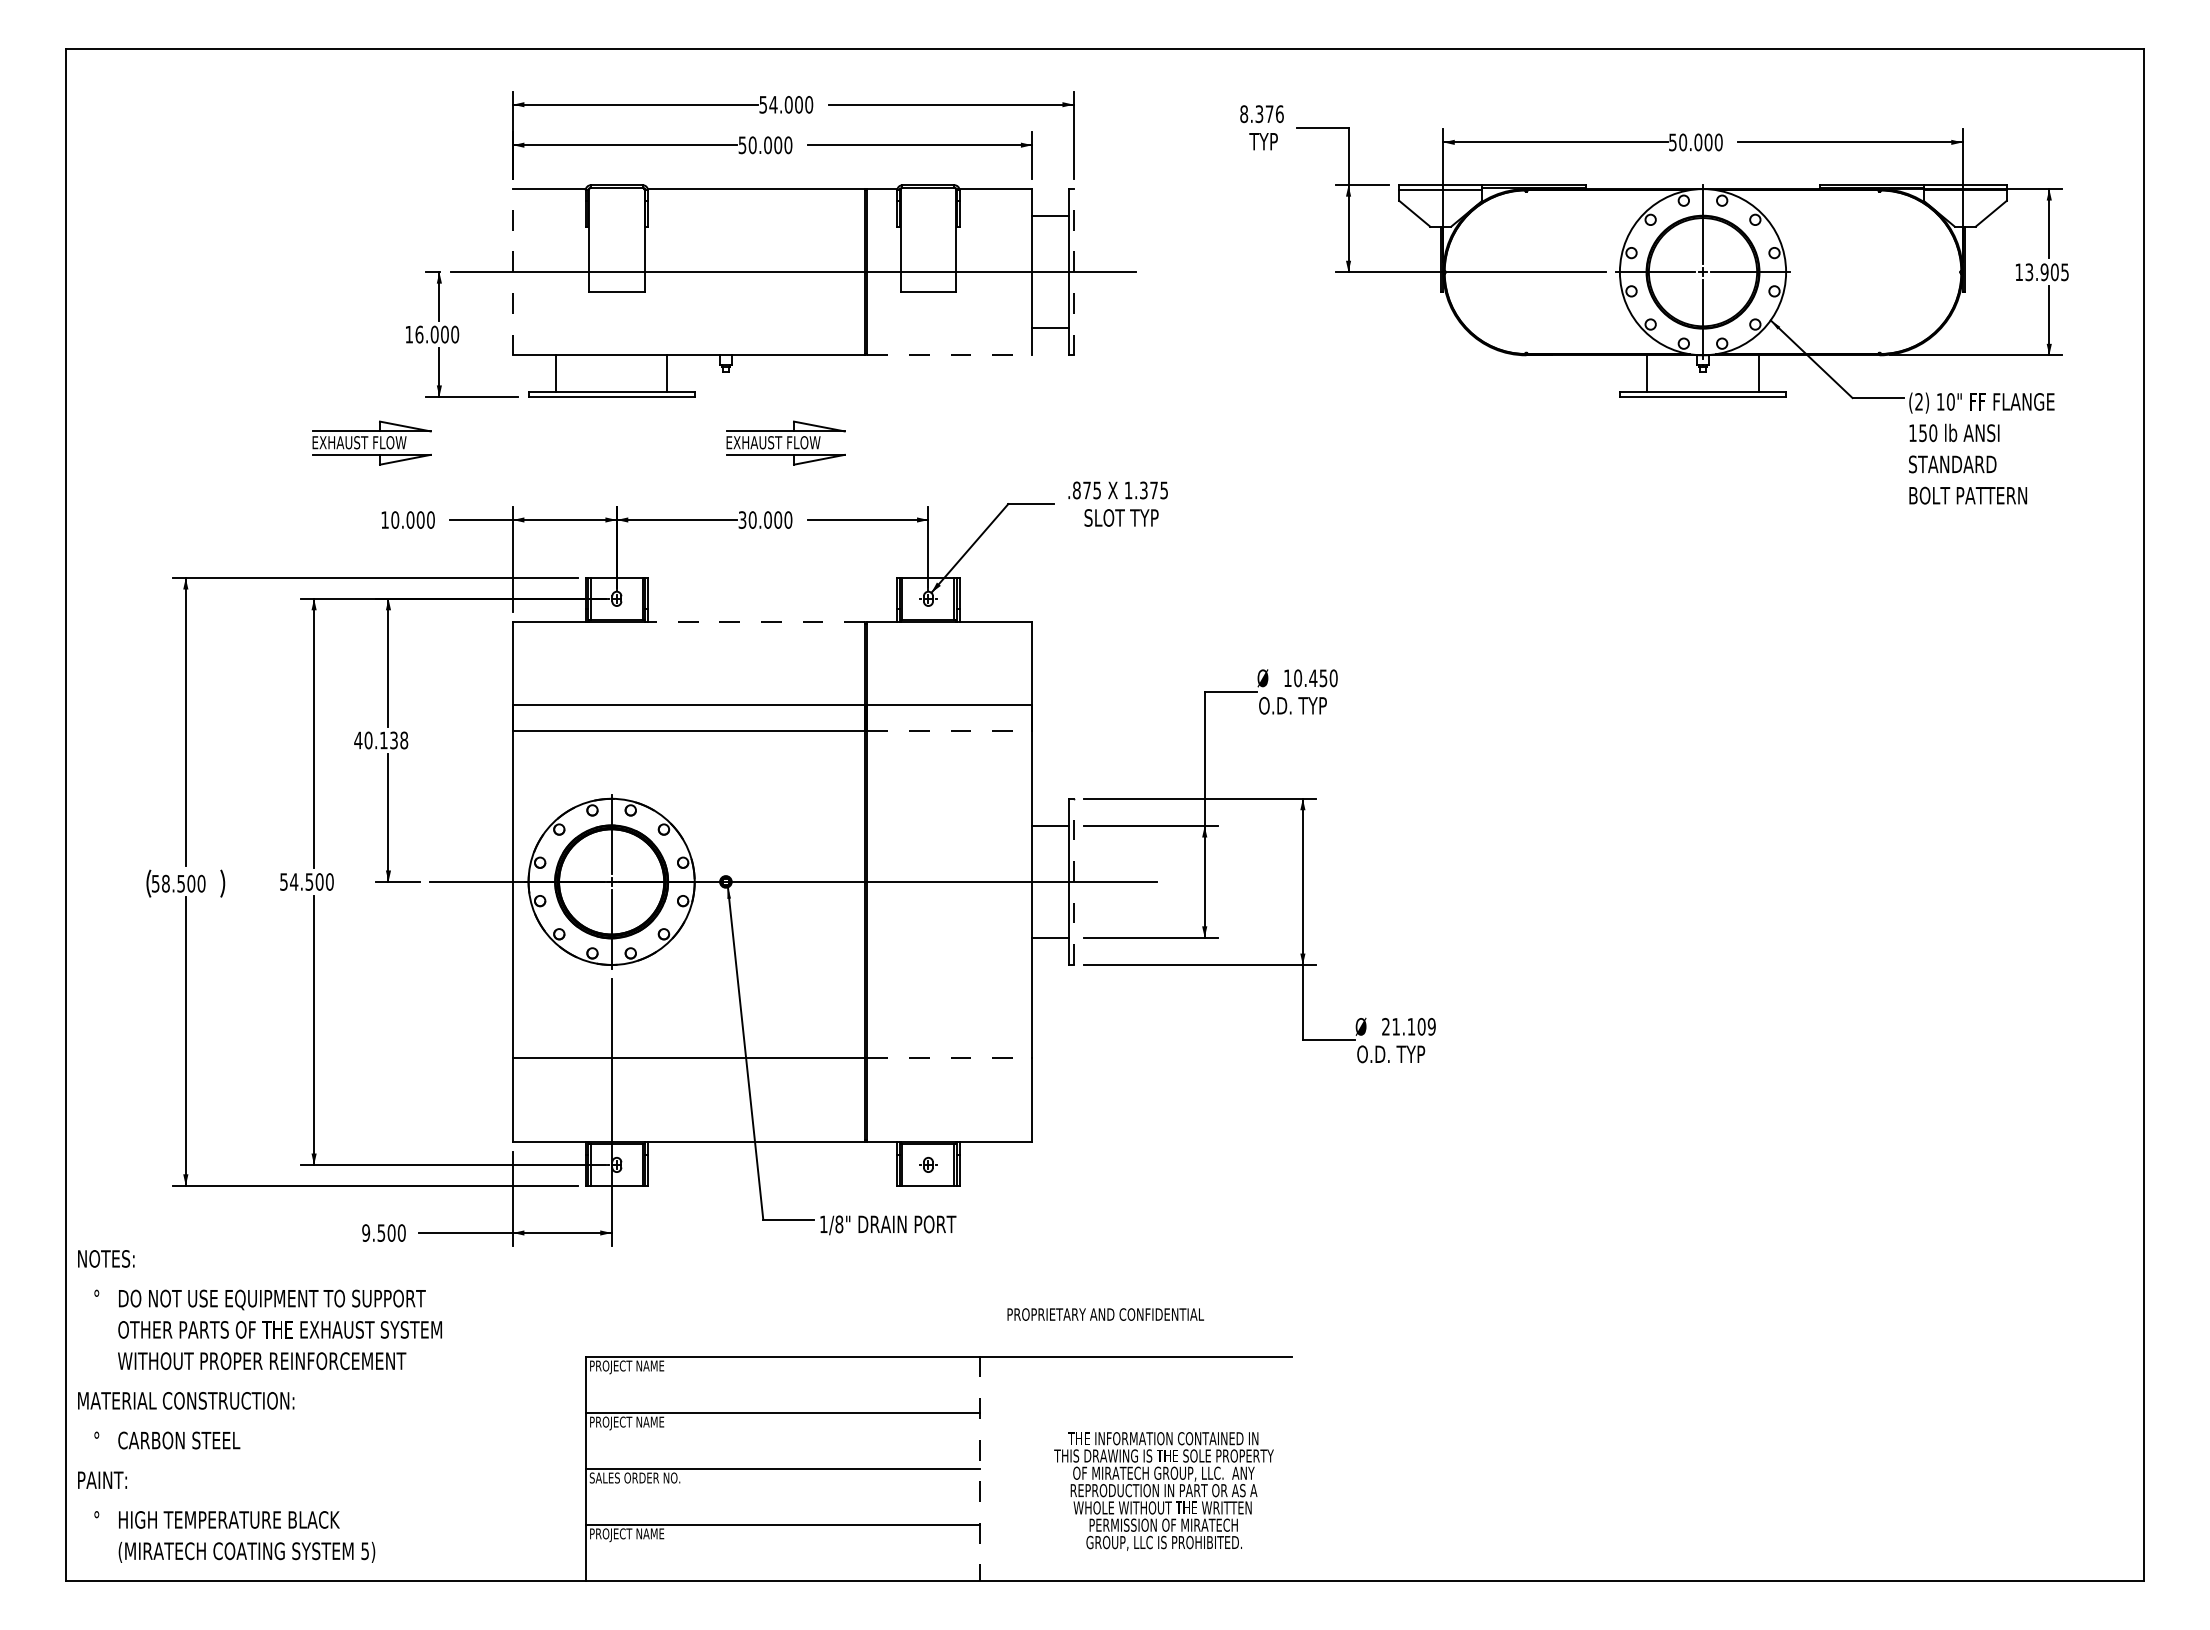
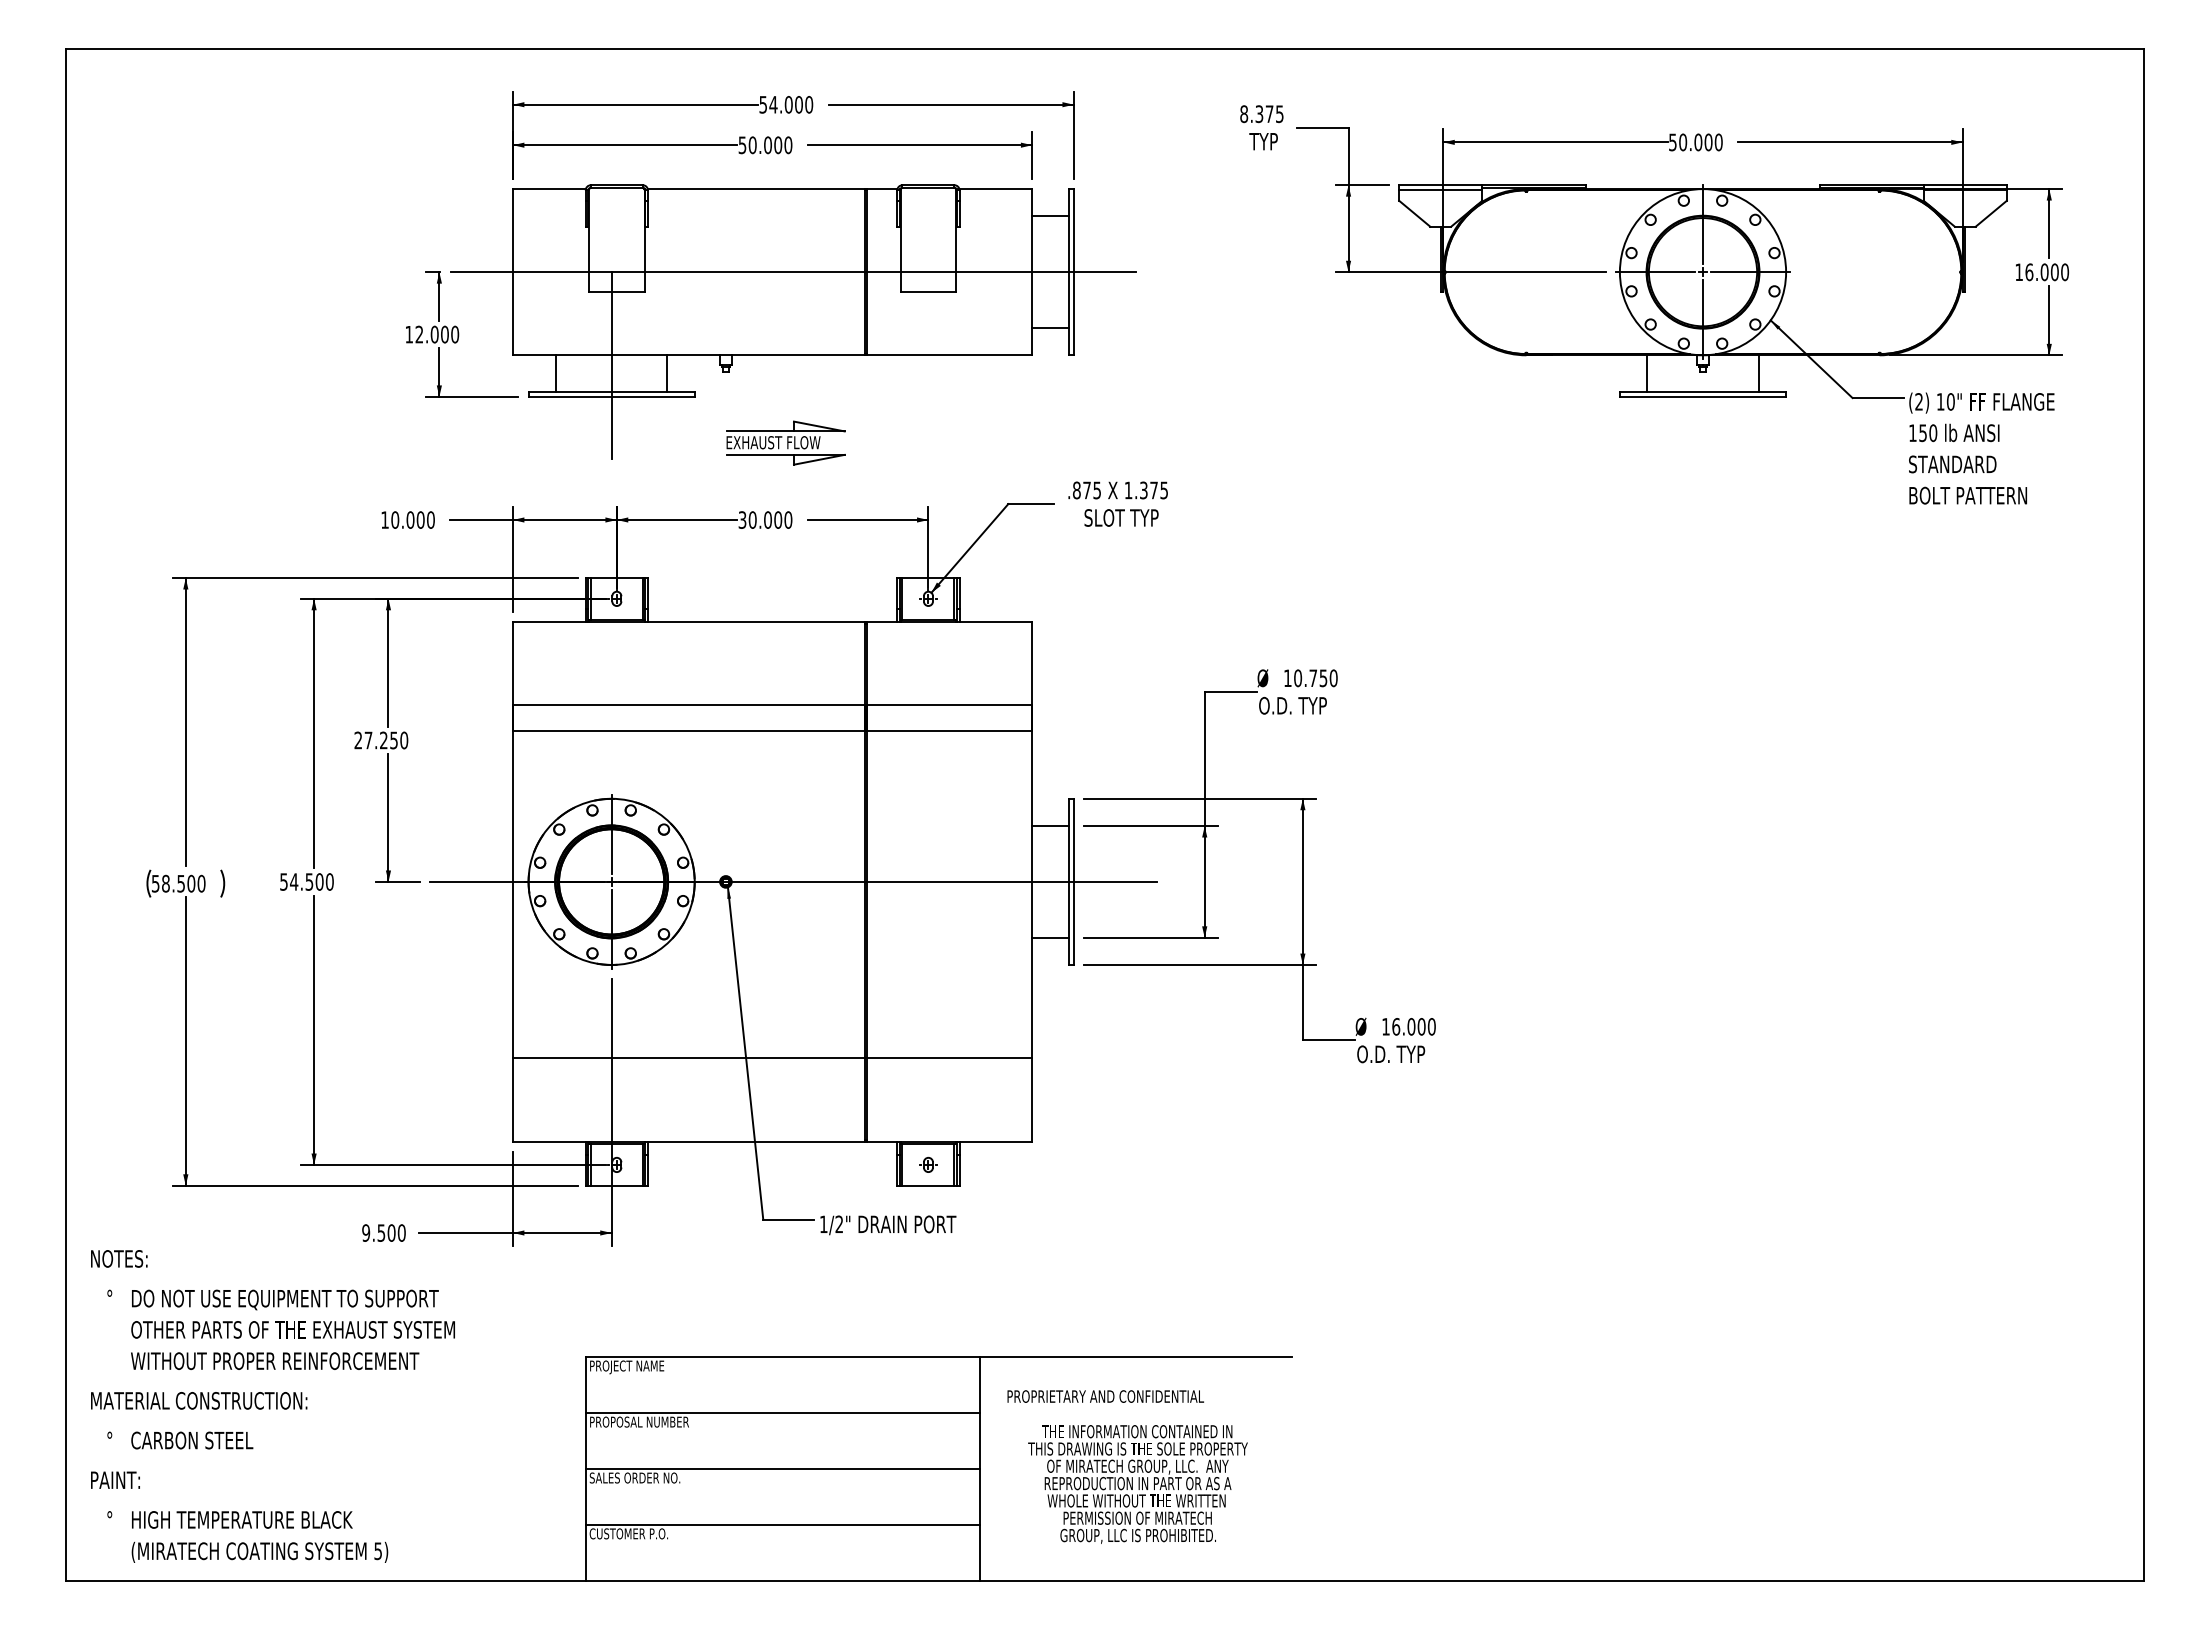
text: 8.376 -> 8.375 (1279, 114)
line: dashed -> solid (512, 271)
line: dashed -> solid (1073, 271)
text: 13.905 -> 16.000 (2047, 272)
text: 16.000 -> 12.000 (419, 334)
line: dashed -> solid (950, 355)
line: none -> present (611, 365)
part: present -> none (371, 442)
line: dashed -> solid (754, 622)
text: 10.450 -> 10.750 (1313, 677)
line: dashed -> solid (950, 731)
text: 40.138 -> 27.250 (381, 740)
line: dashed -> solid (1073, 881)
text: 21.109 -> 16.000 (1408, 1026)
line: dashed -> solid (950, 1058)
text: 1/8" -> 1/2" (839, 1224)
text position: (1105, 1314) -> (1105, 1396) (1105, 1396)
text position: (259, 1406) -> (272, 1406) (272, 1406)
text: PROJECT NAME -> PROPOSAL NUMBER (648, 1423)
line: dashed -> solid (980, 1469)
text position: (1163, 1491) -> (1137, 1484) (1137, 1484)
text: PROJECT NAME -> CUSTOMER P.O. (628, 1535)
